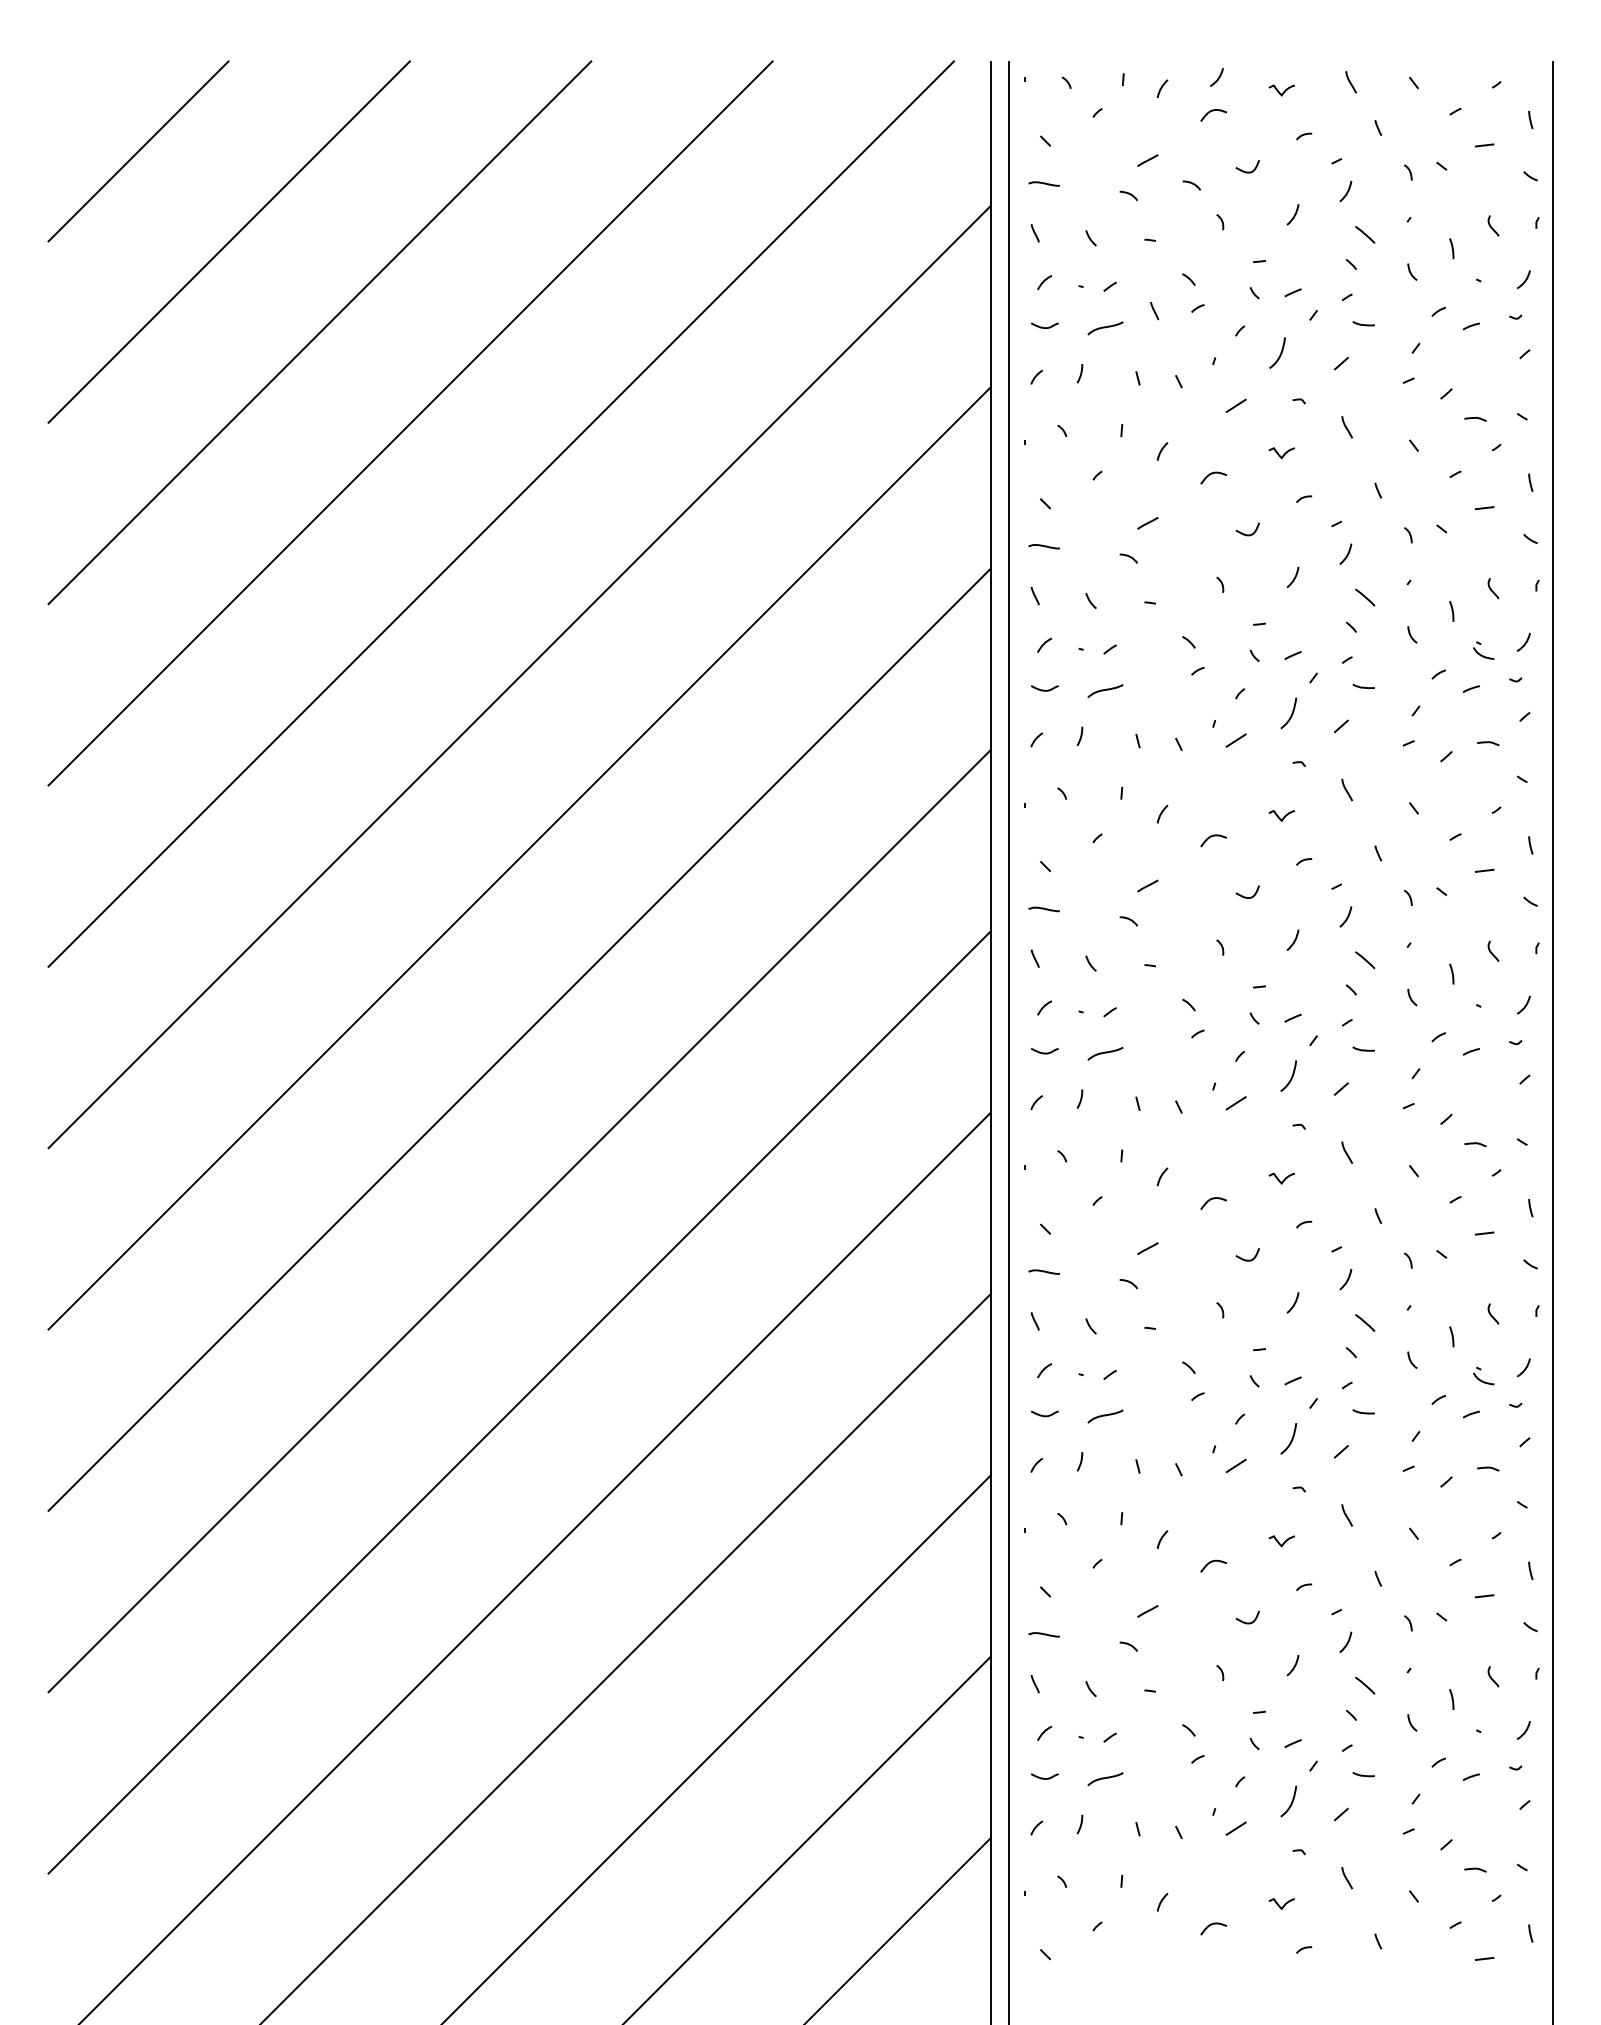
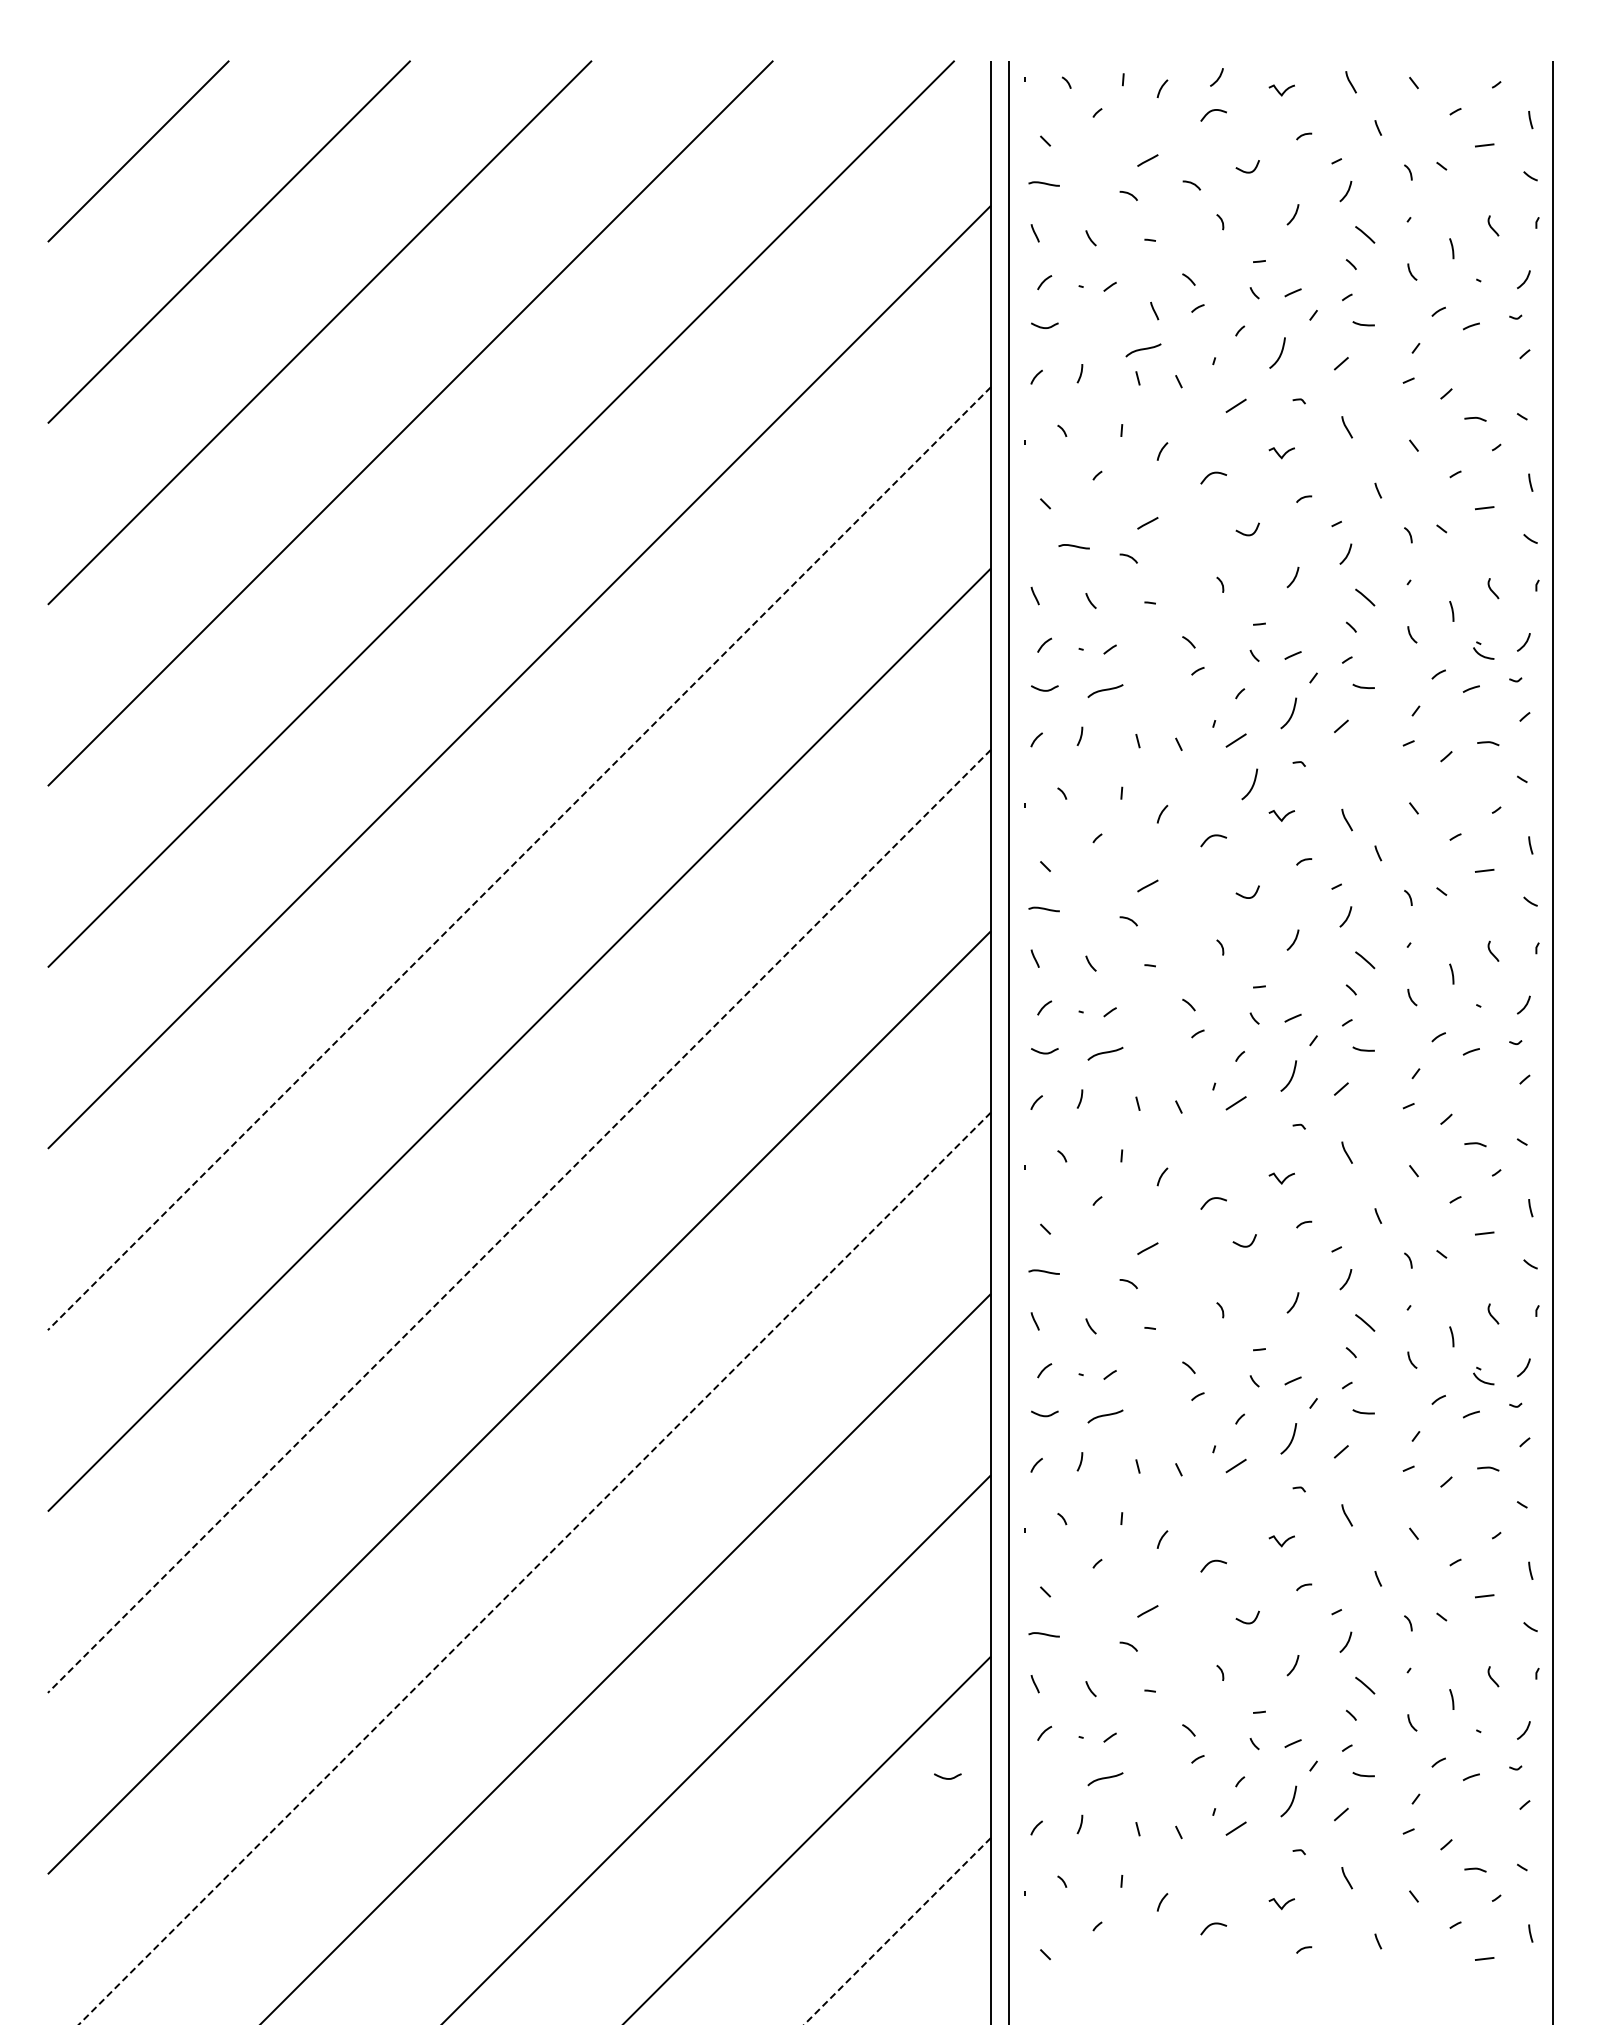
curve position: (1105, 328) -> (1143, 350) (1143, 350)
curve position: (1043, 546) -> (1073, 546) (1073, 546)
curve: none -> present (1251, 786)
curve position: (1346, 789) -> (1346, 819) (1346, 819)
line: solid -> dashed (519, 858)
line: solid -> dashed (519, 1221)
curve position: (1247, 1259) -> (1244, 1245) (1244, 1245)
line: solid -> dashed (534, 1568)
curve position: (1043, 1777) -> (946, 1777) (946, 1777)
line: solid -> dashed (897, 1931)
